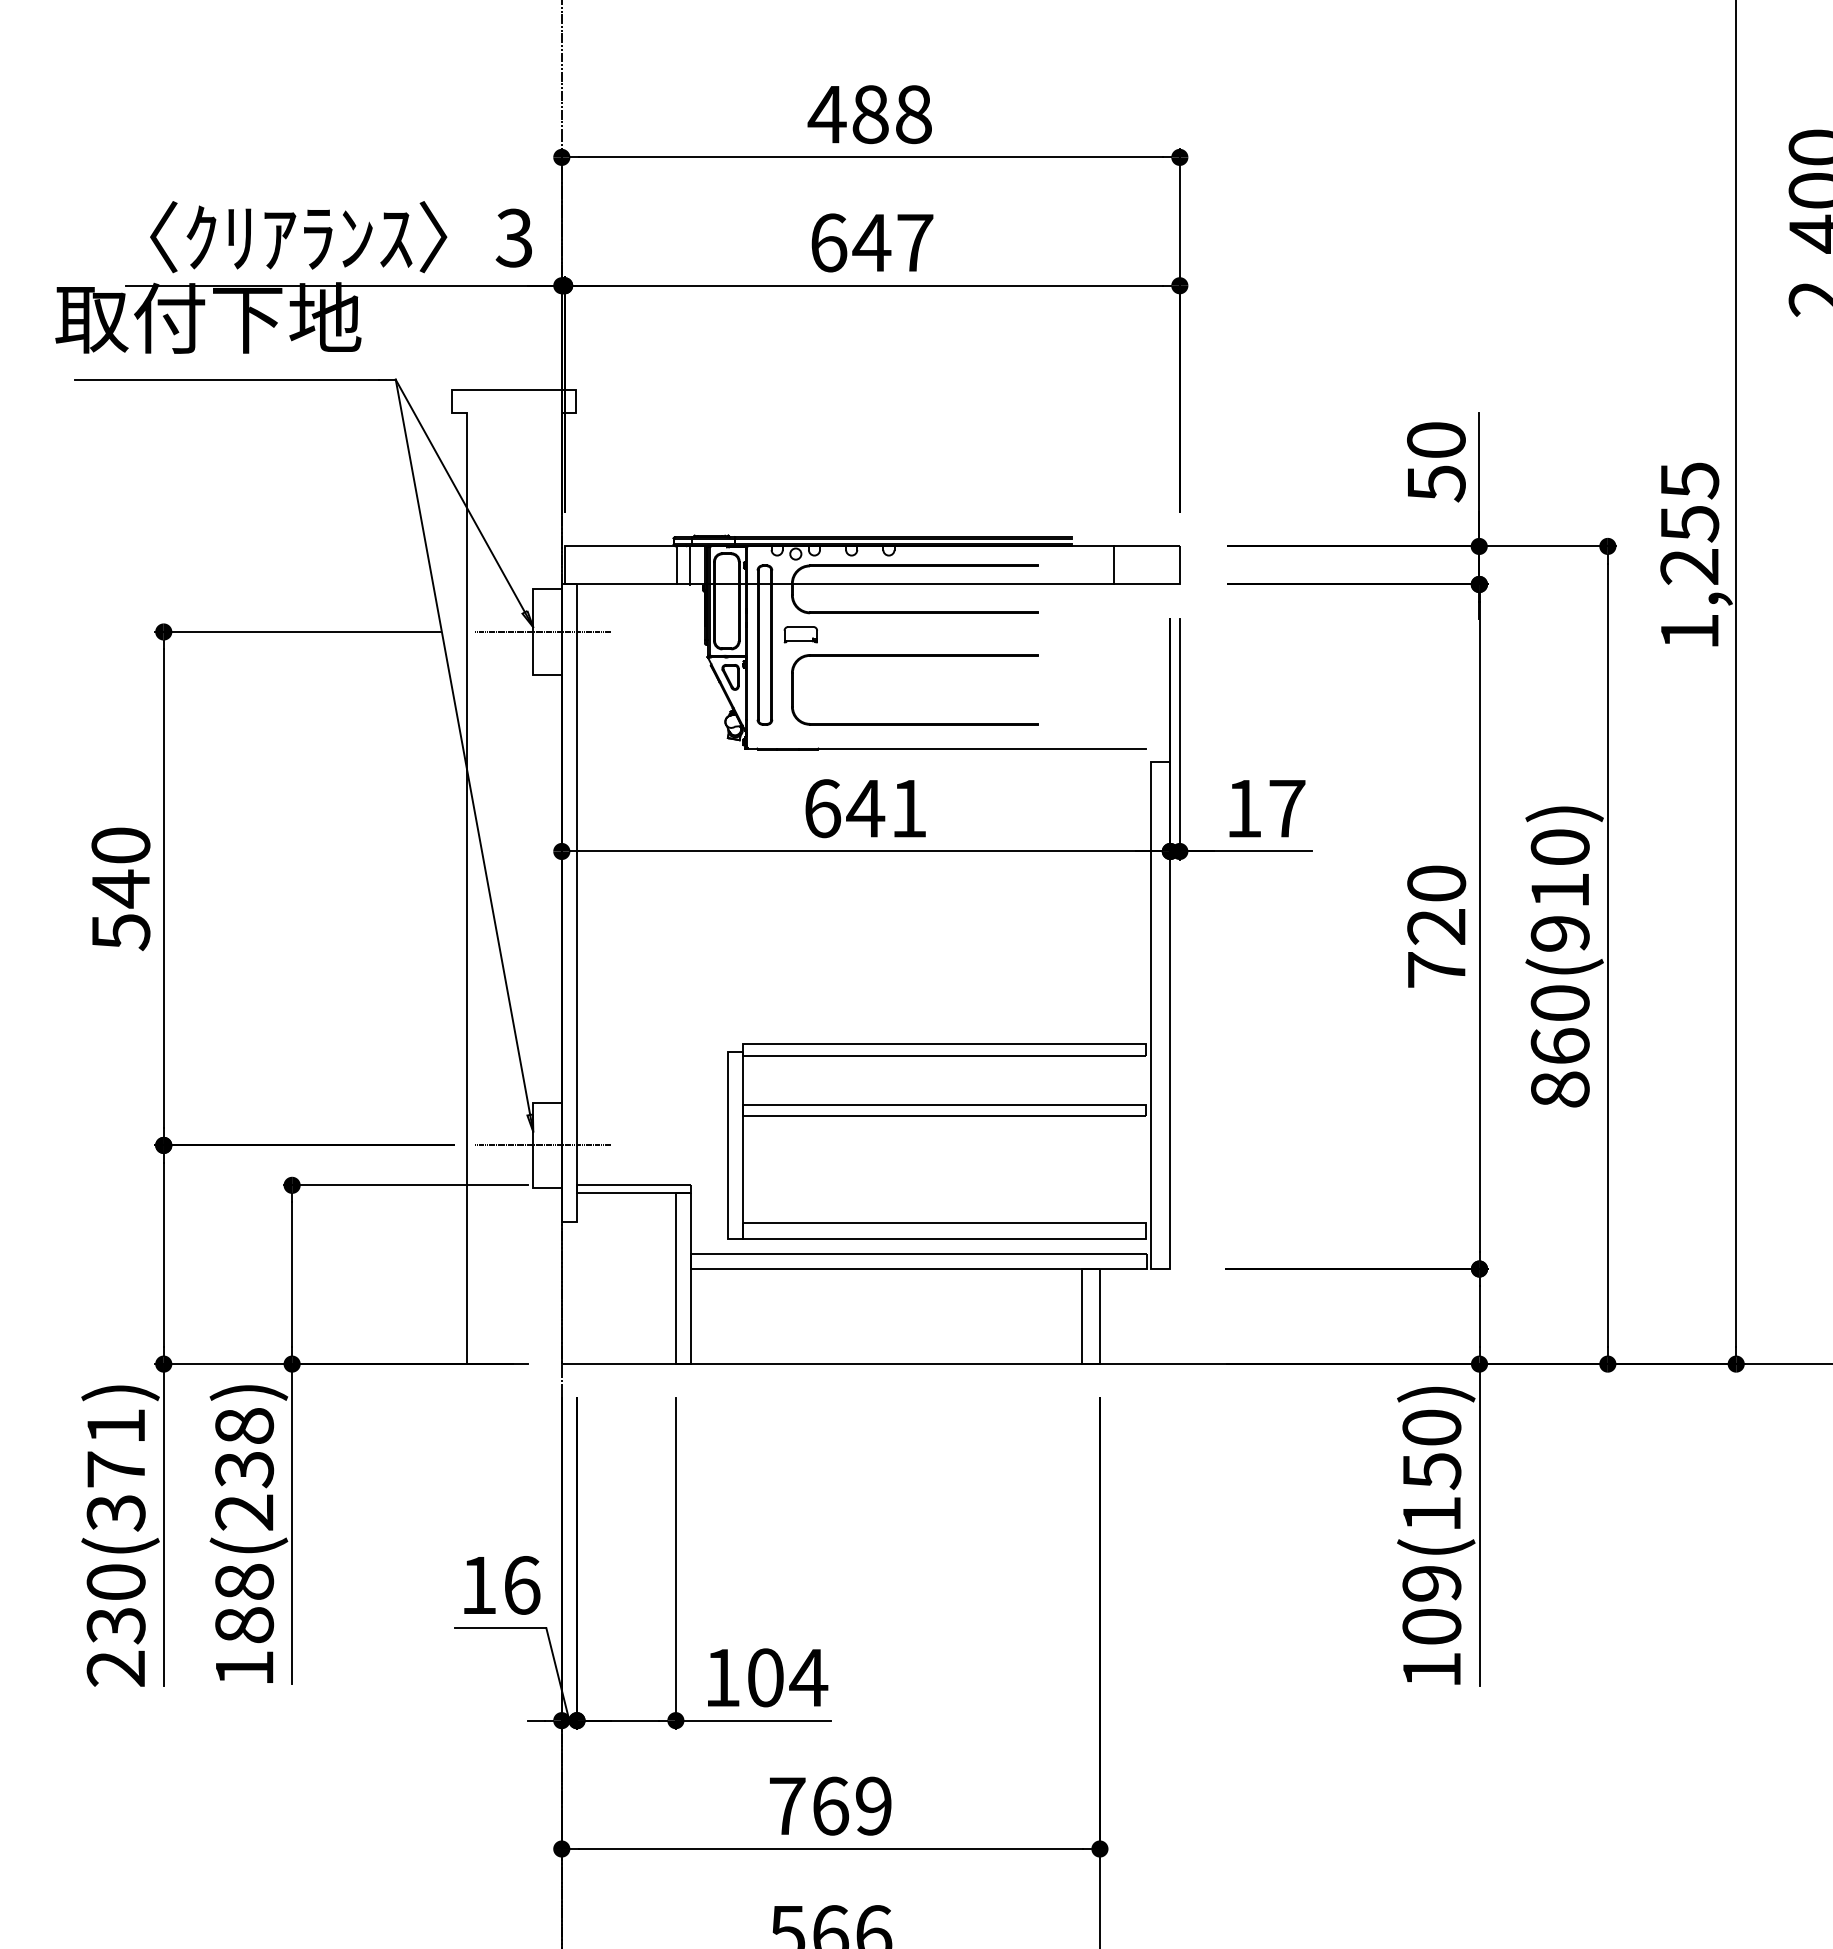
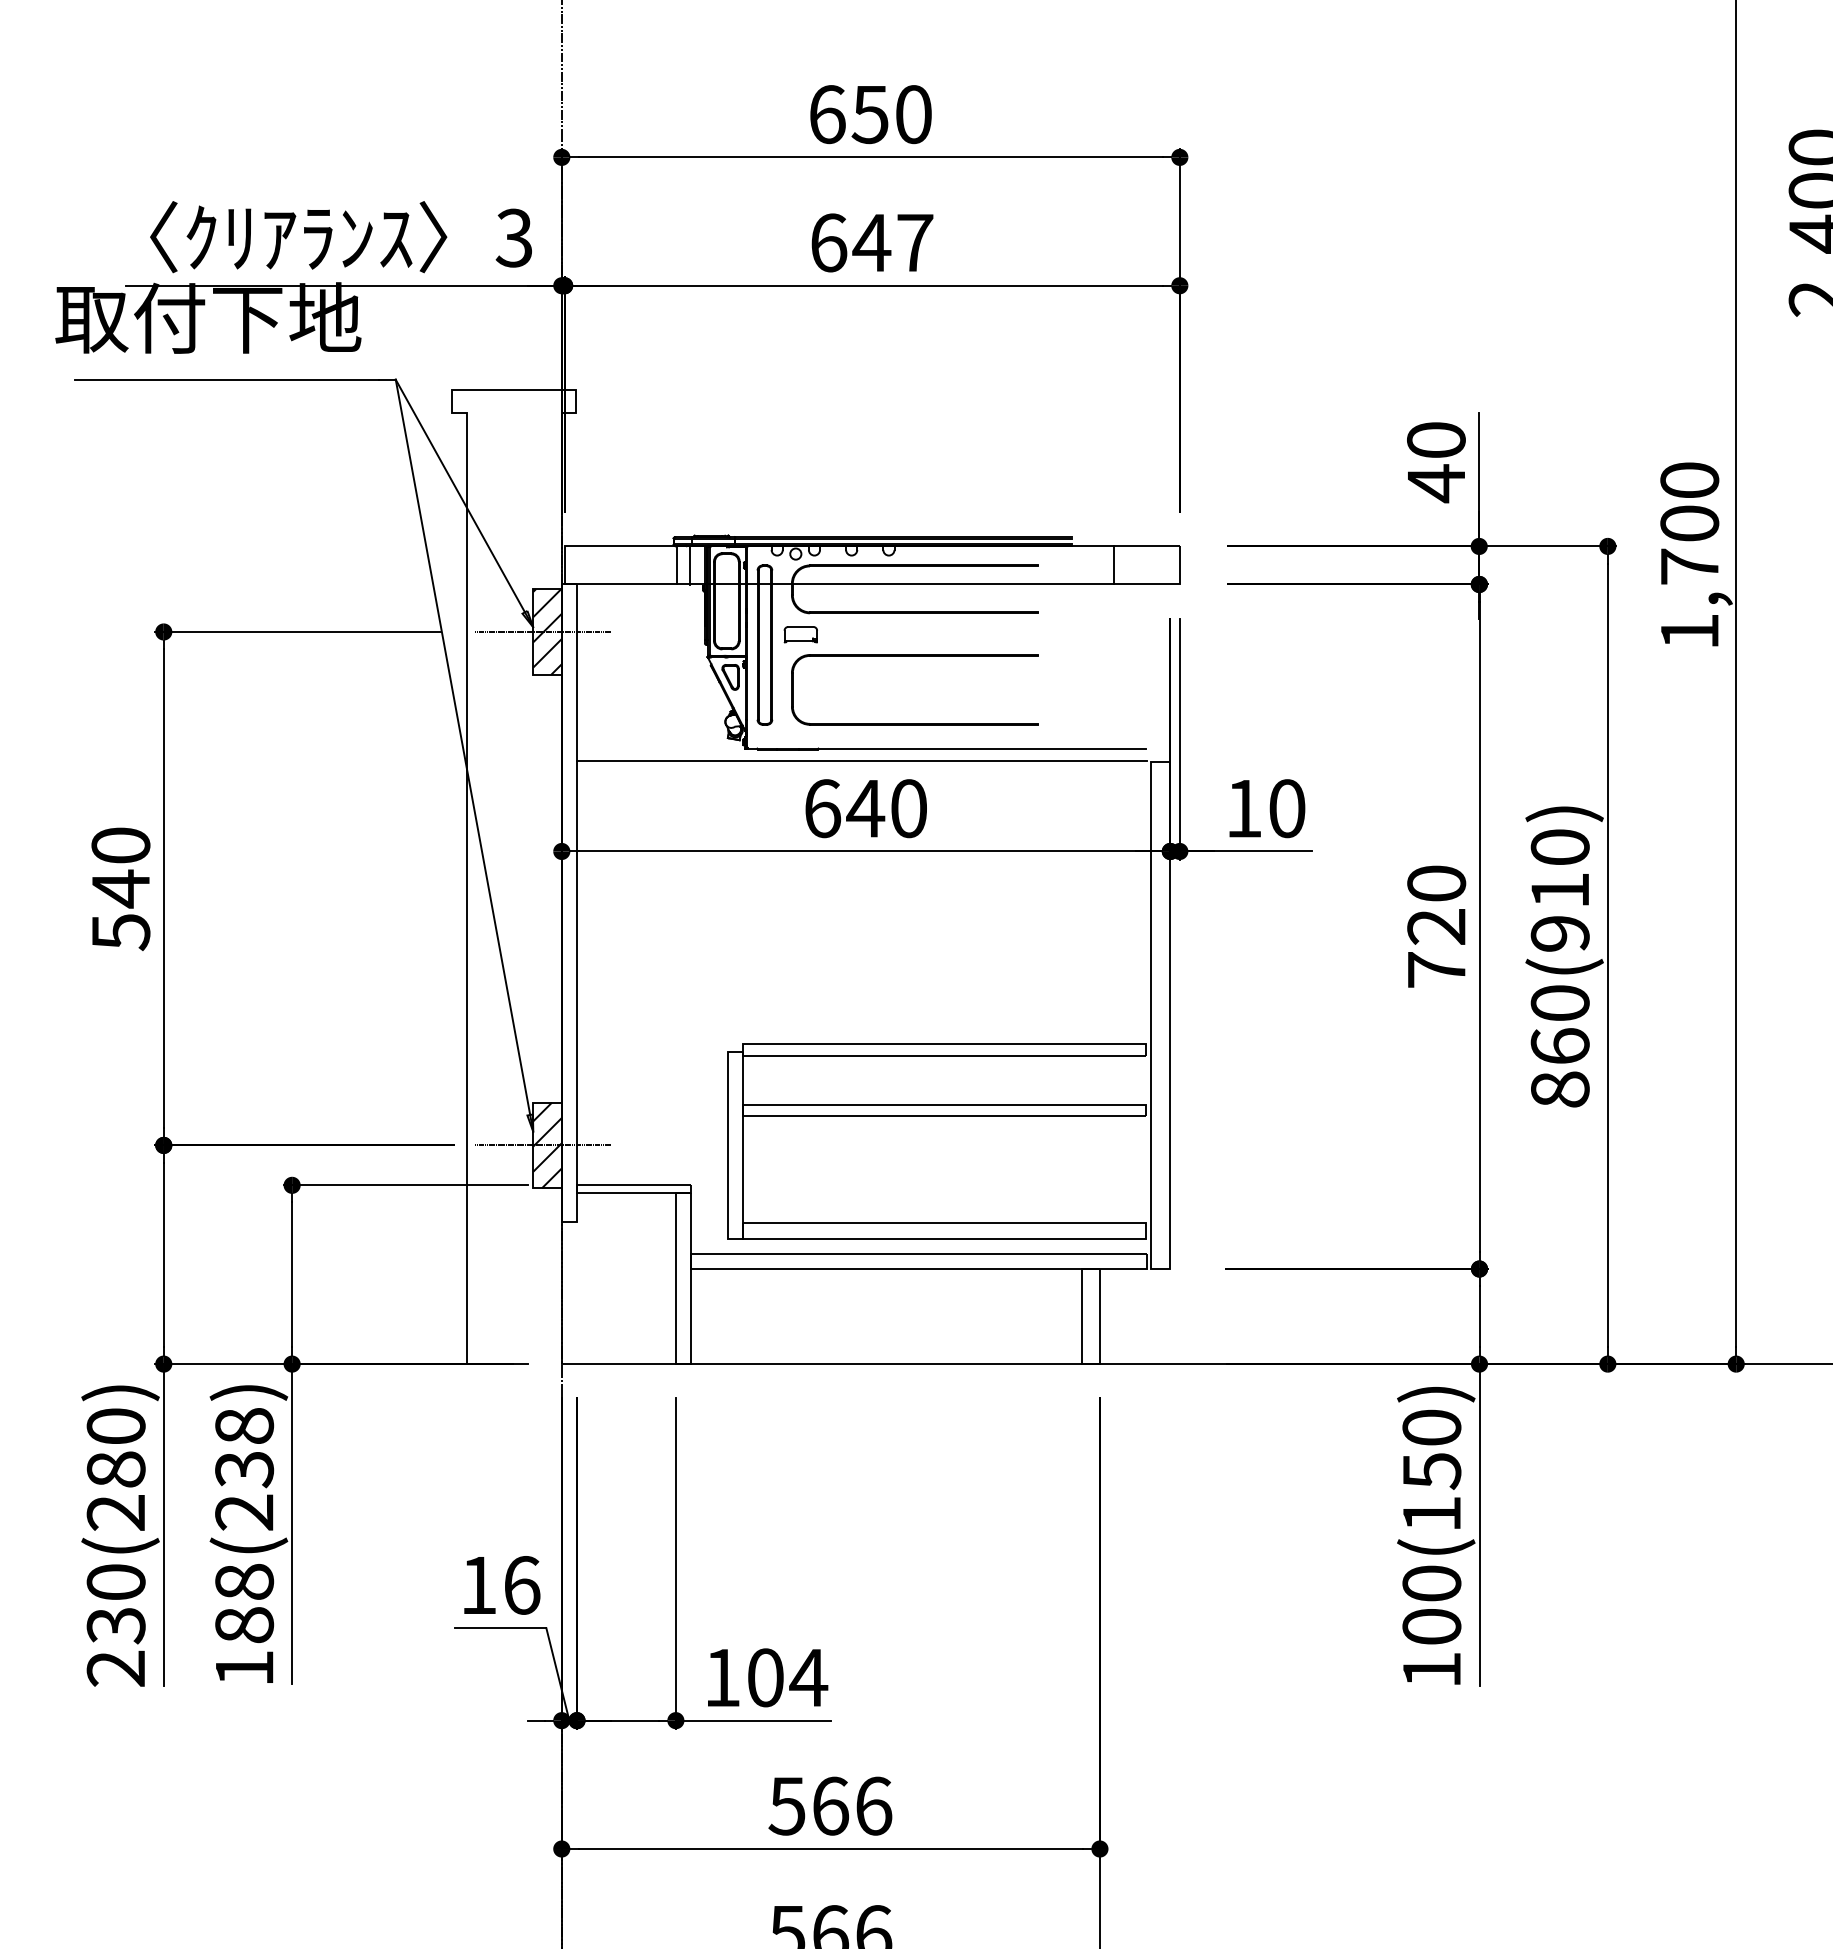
text: 488 -> 650 (869, 114)
text: 50 -> 40 (1436, 483)
text: 1,255 -> 1,700 (1689, 523)
hatch: none -> present (547, 631)
line: none -> present (861, 761)
text: 641 -> 640 (908, 808)
text: 17 -> 10 (1287, 808)
hatch: none -> present (547, 1145)
text: 230(371) -> 230(280) (115, 1469)
text: 109(150) -> 100(150) (1431, 1583)
text: 769 -> 566 (830, 1805)
